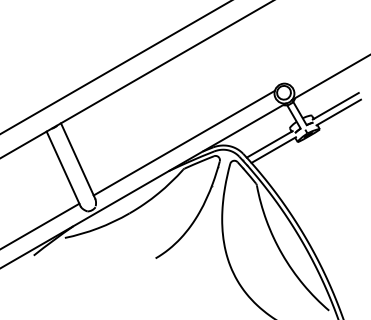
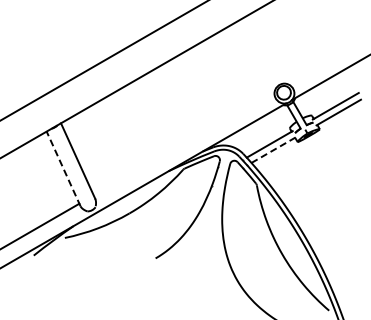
line position: (115, 67) -> (103, 60) (103, 60)
line: present -> none (183, 142)
line: solid -> dashed (273, 150)
line: solid -> dashed (63, 168)
